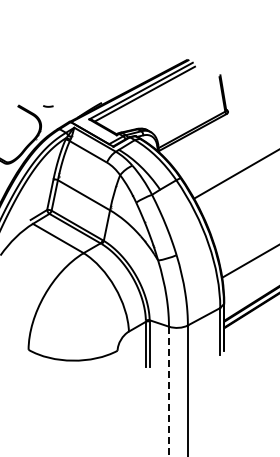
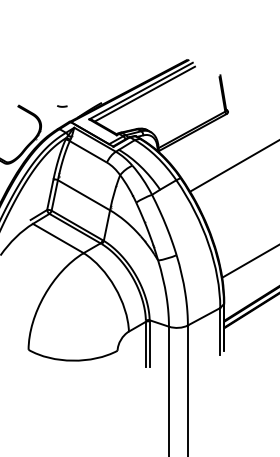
curve position: (48, 106) -> (62, 106) (62, 106)
line position: (235, 174) -> (233, 166) (233, 166)
line: dashed -> solid (168, 391)
